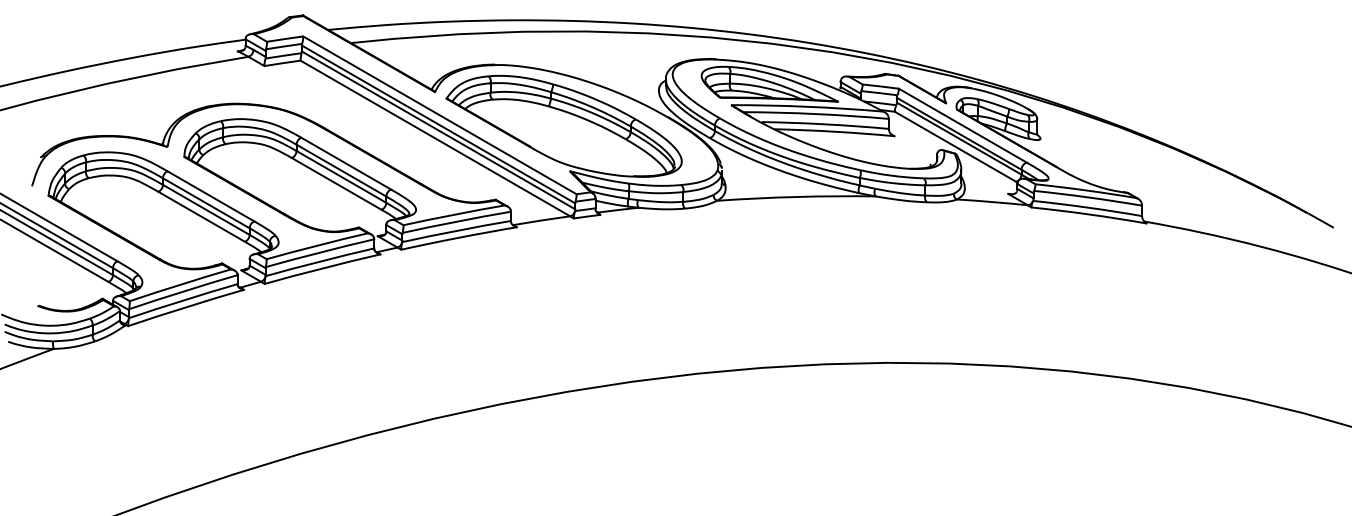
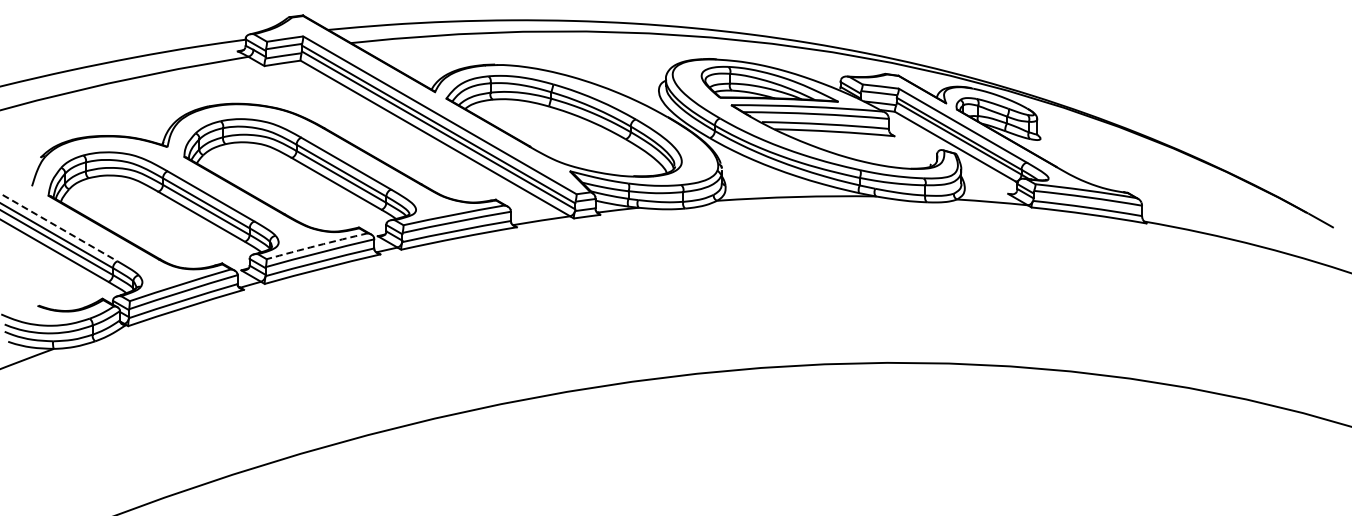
line: solid -> dashed (58, 227)
arc: solid -> dashed (317, 245)
